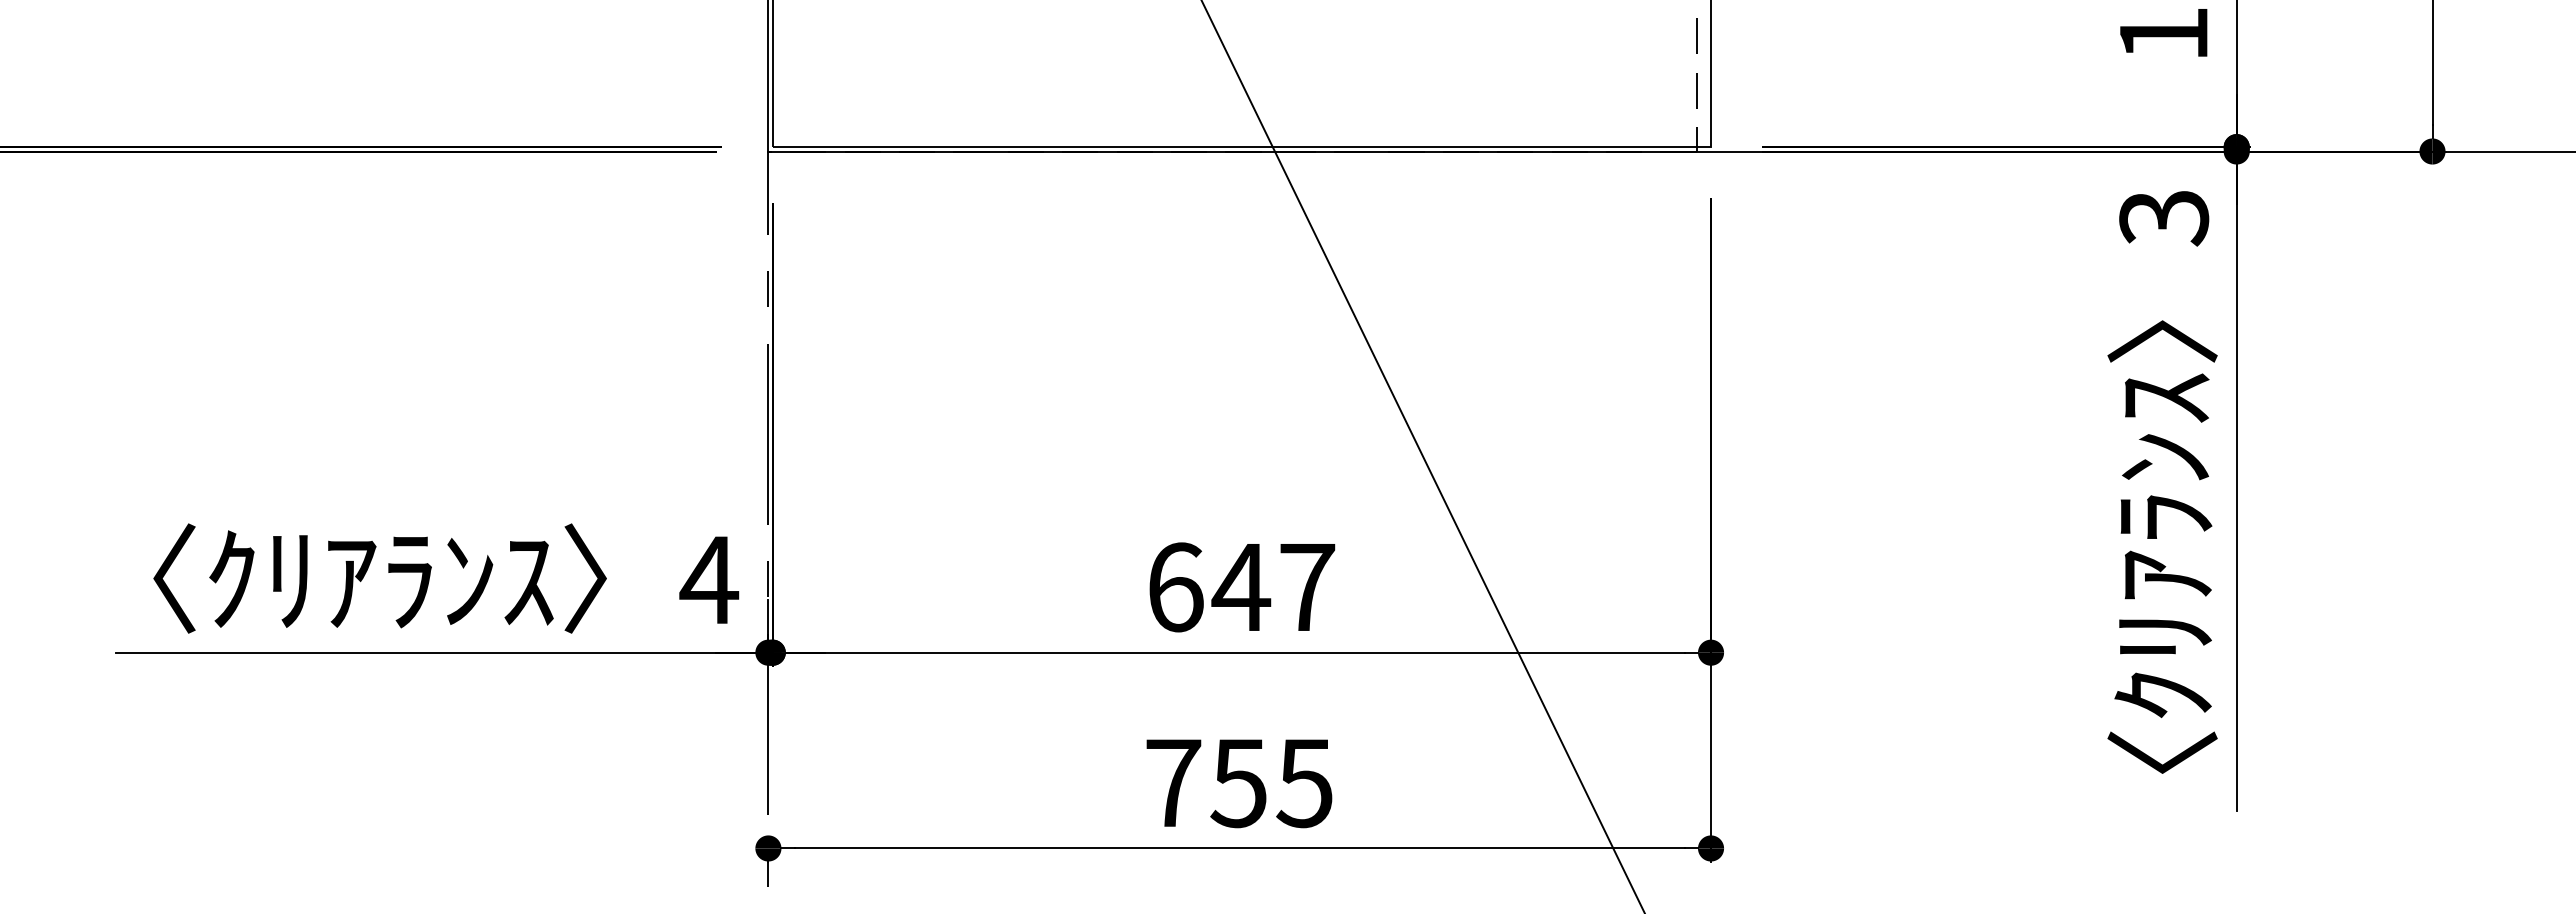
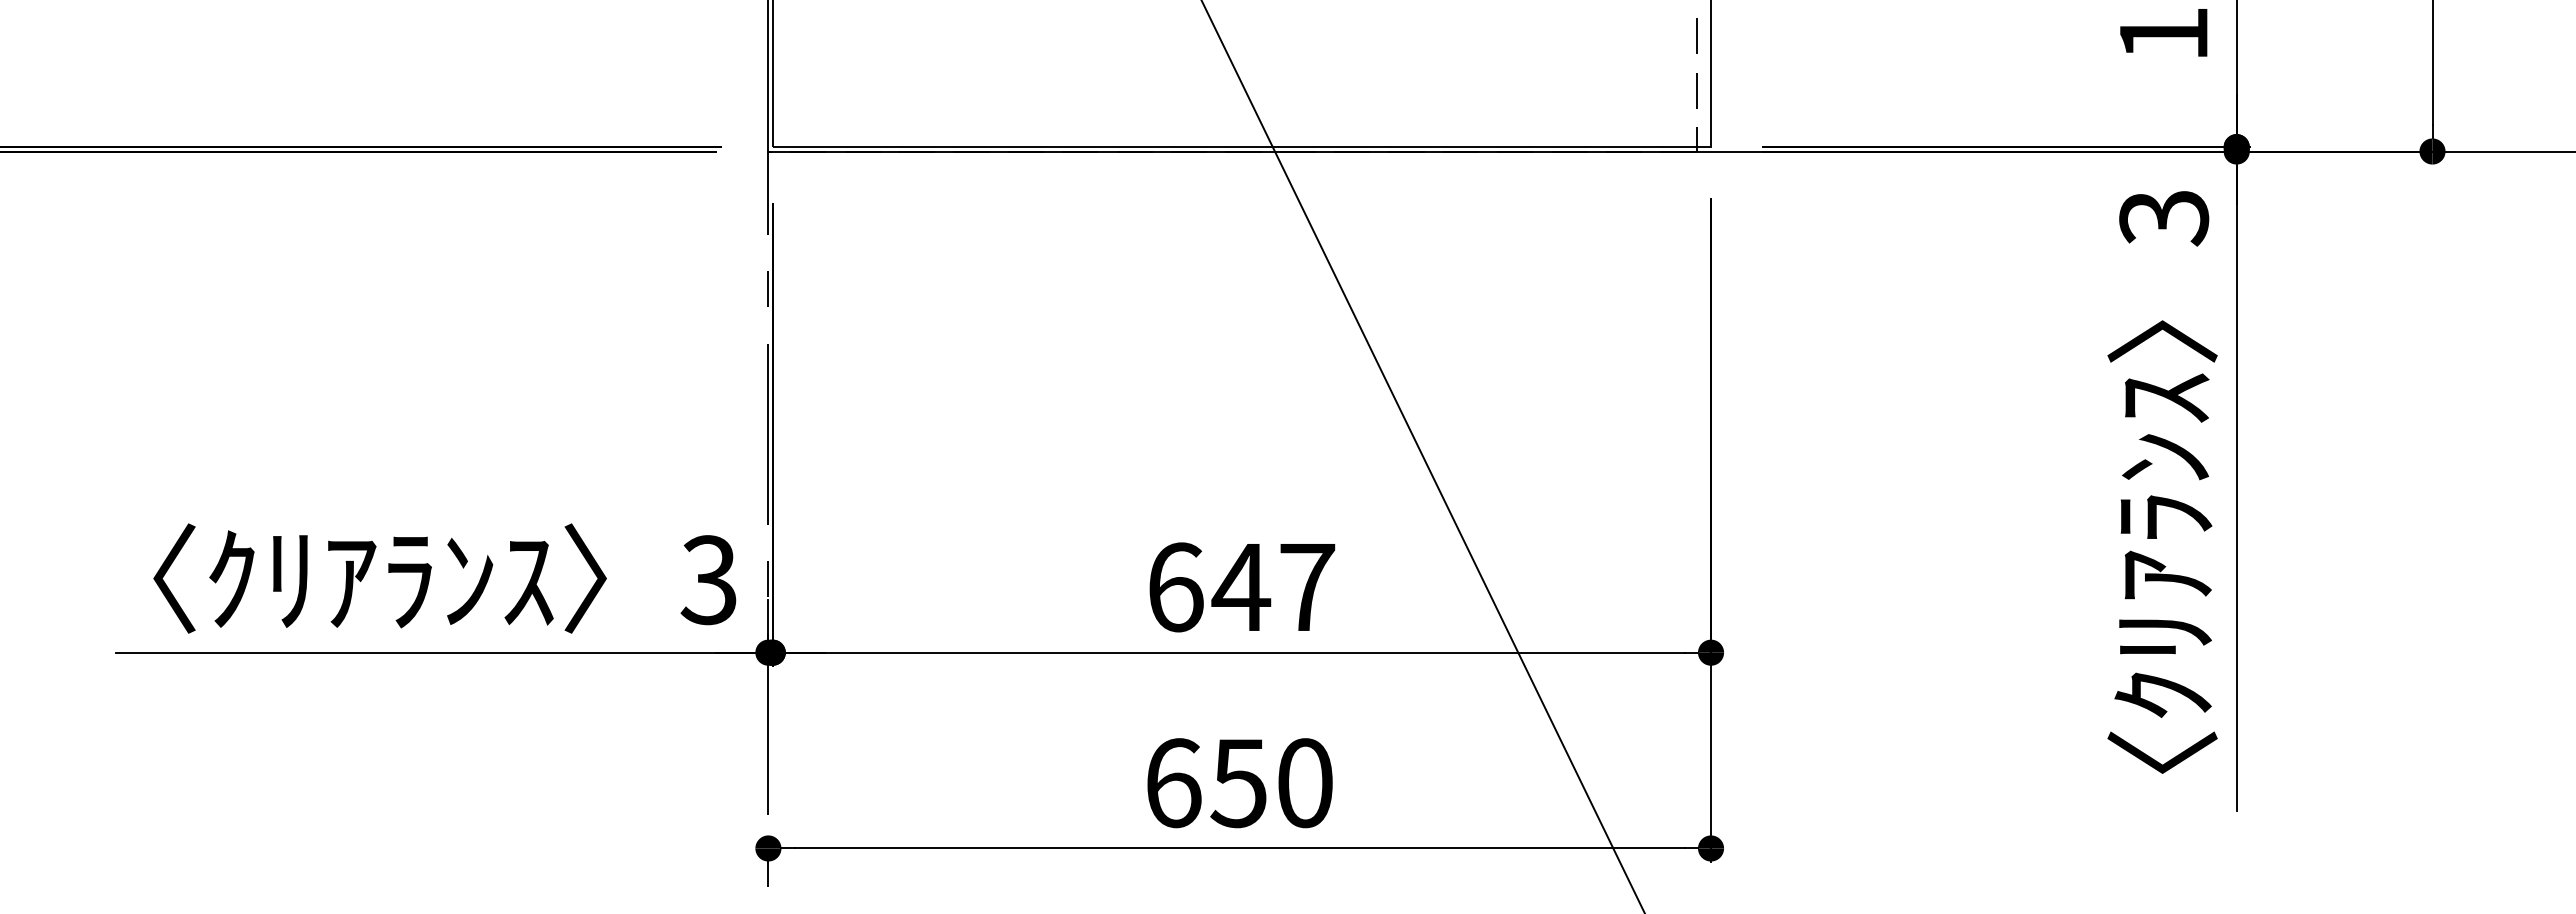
text: 4 -> 3 (709, 580)
text: 755 -> 650 (1239, 783)
